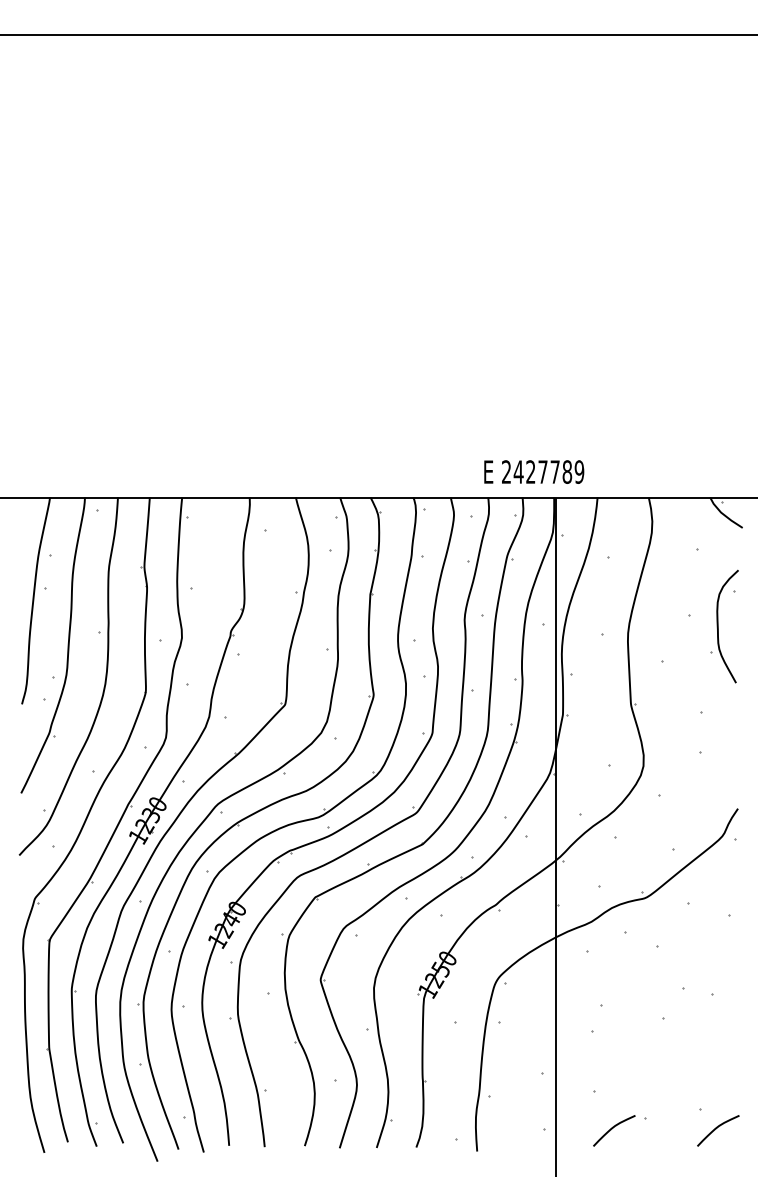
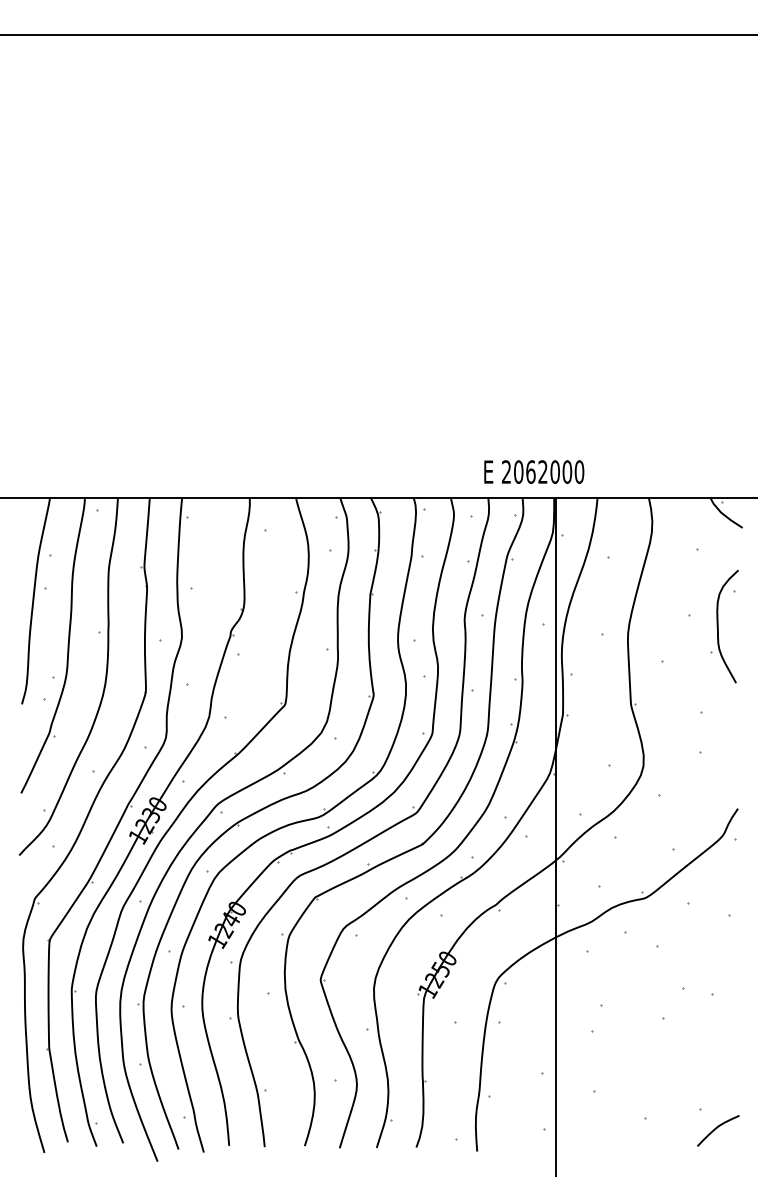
text: 2427789 -> 2062000 (548, 471)
curve: present -> none (613, 1128)
